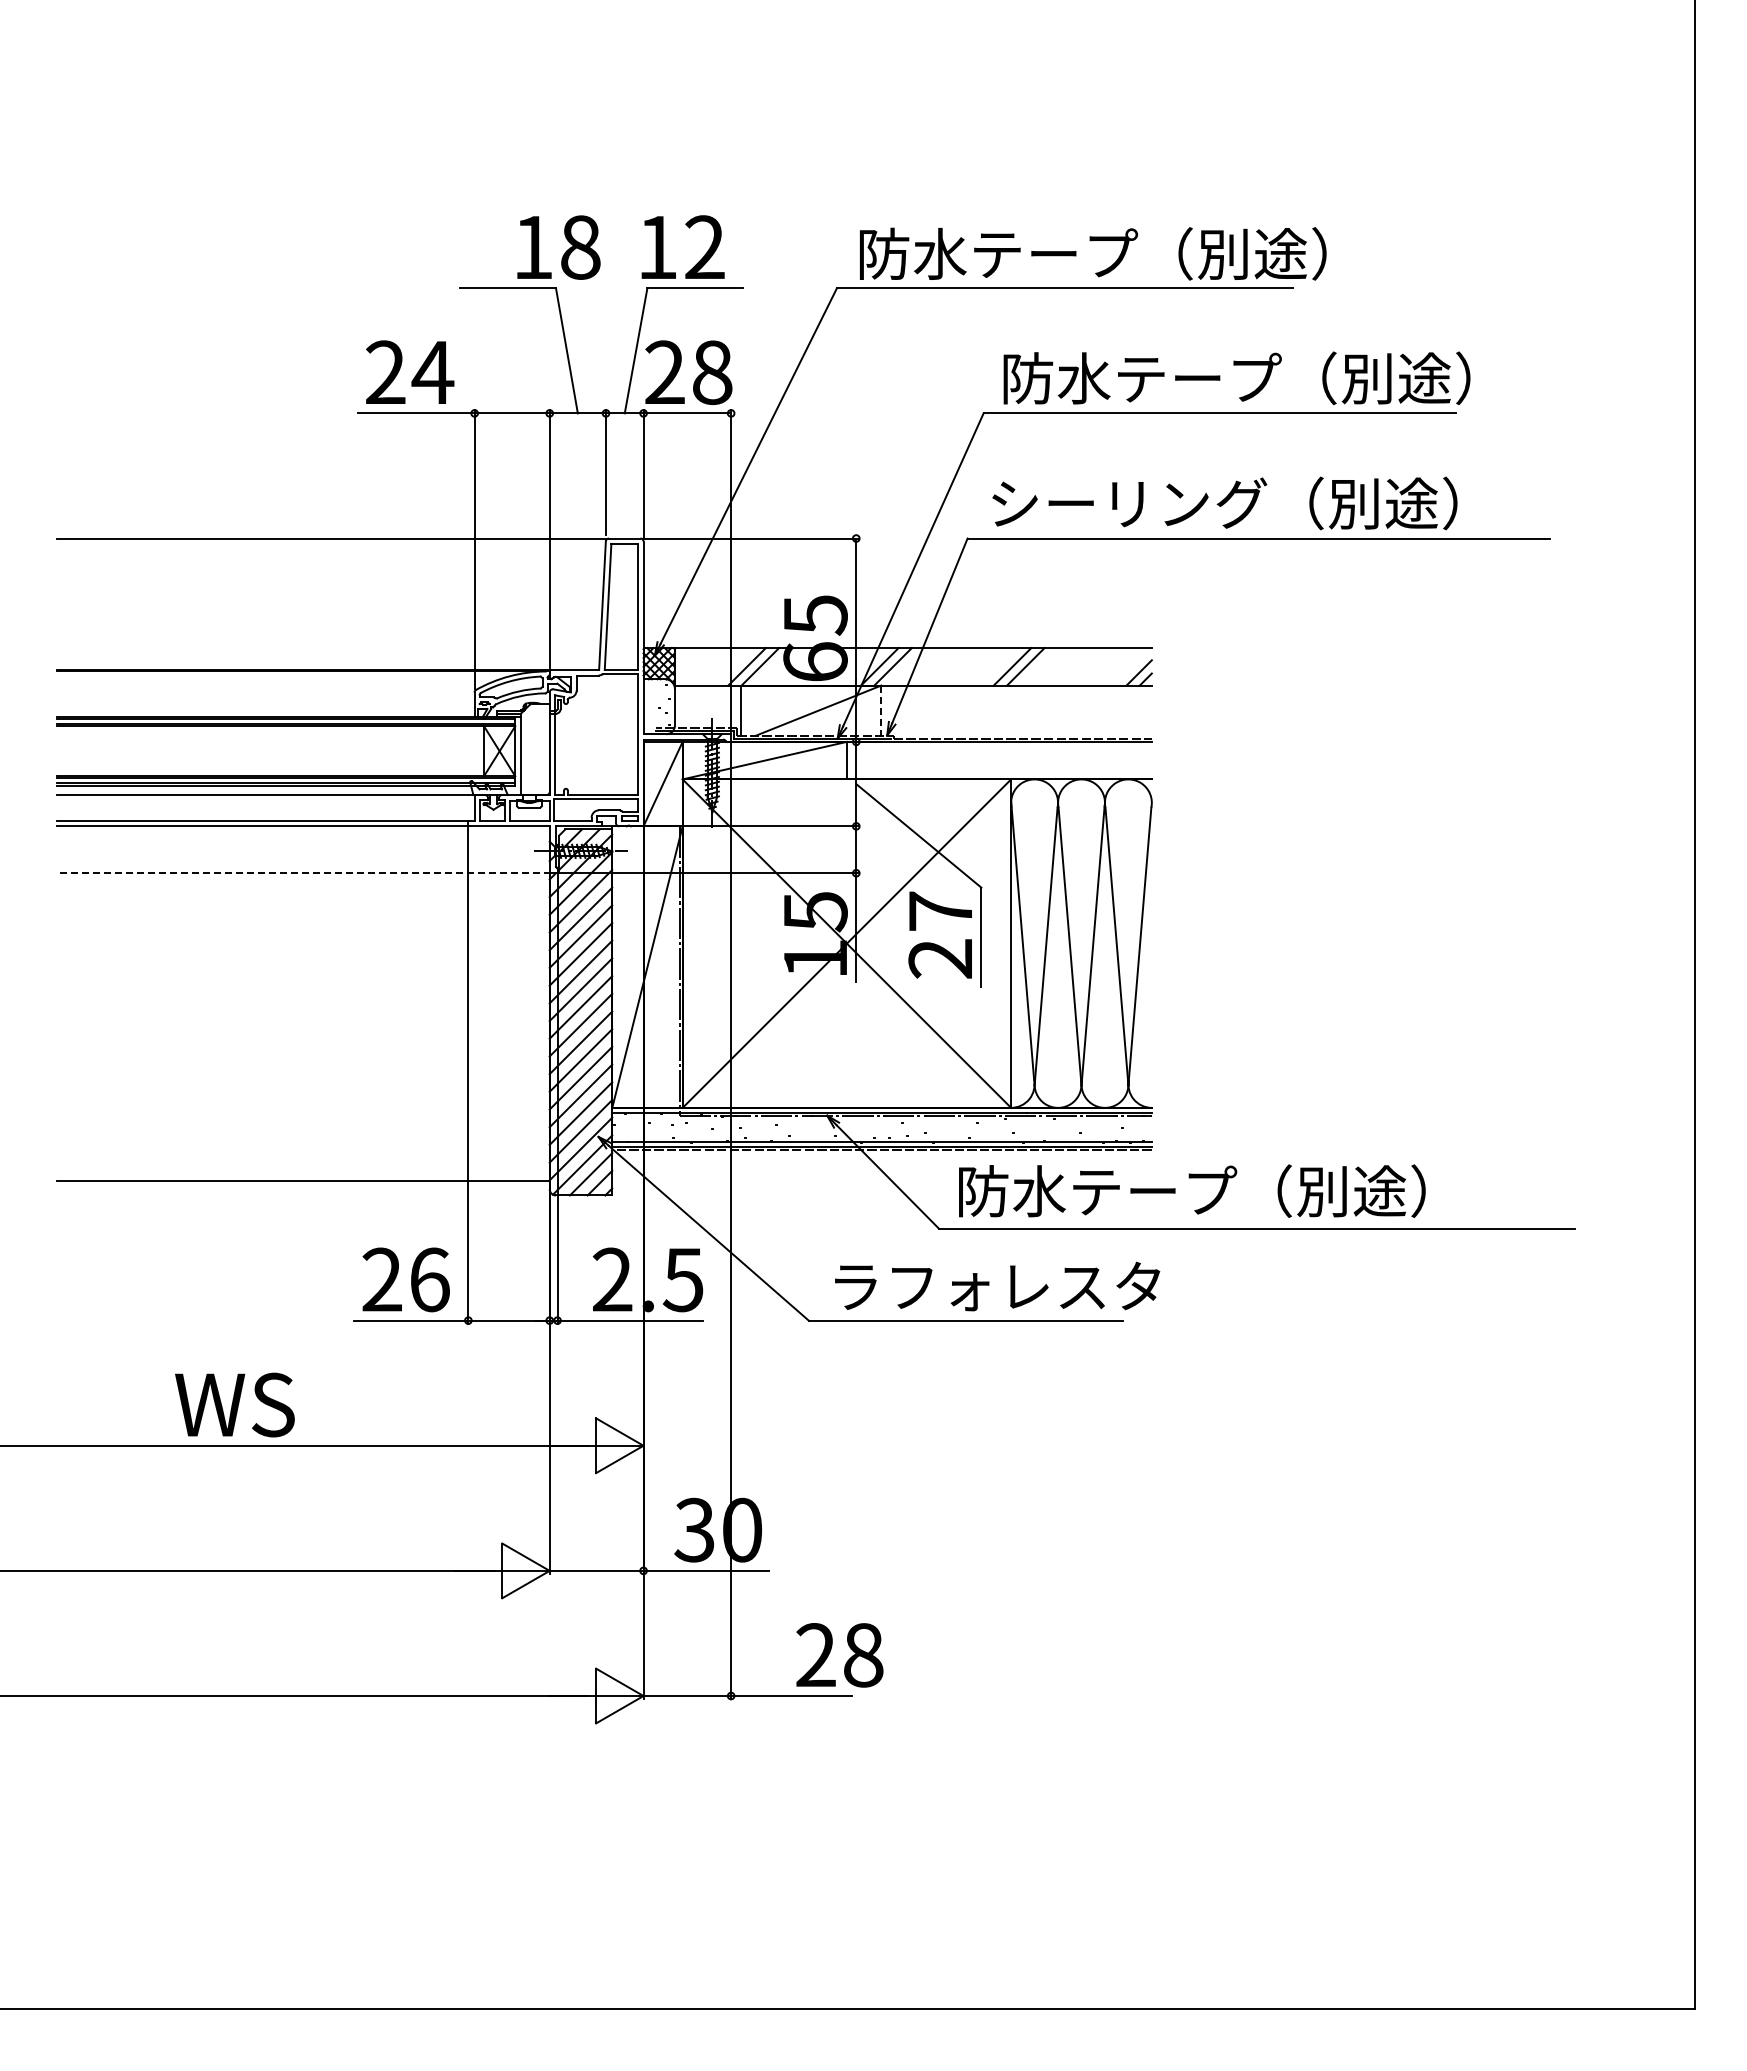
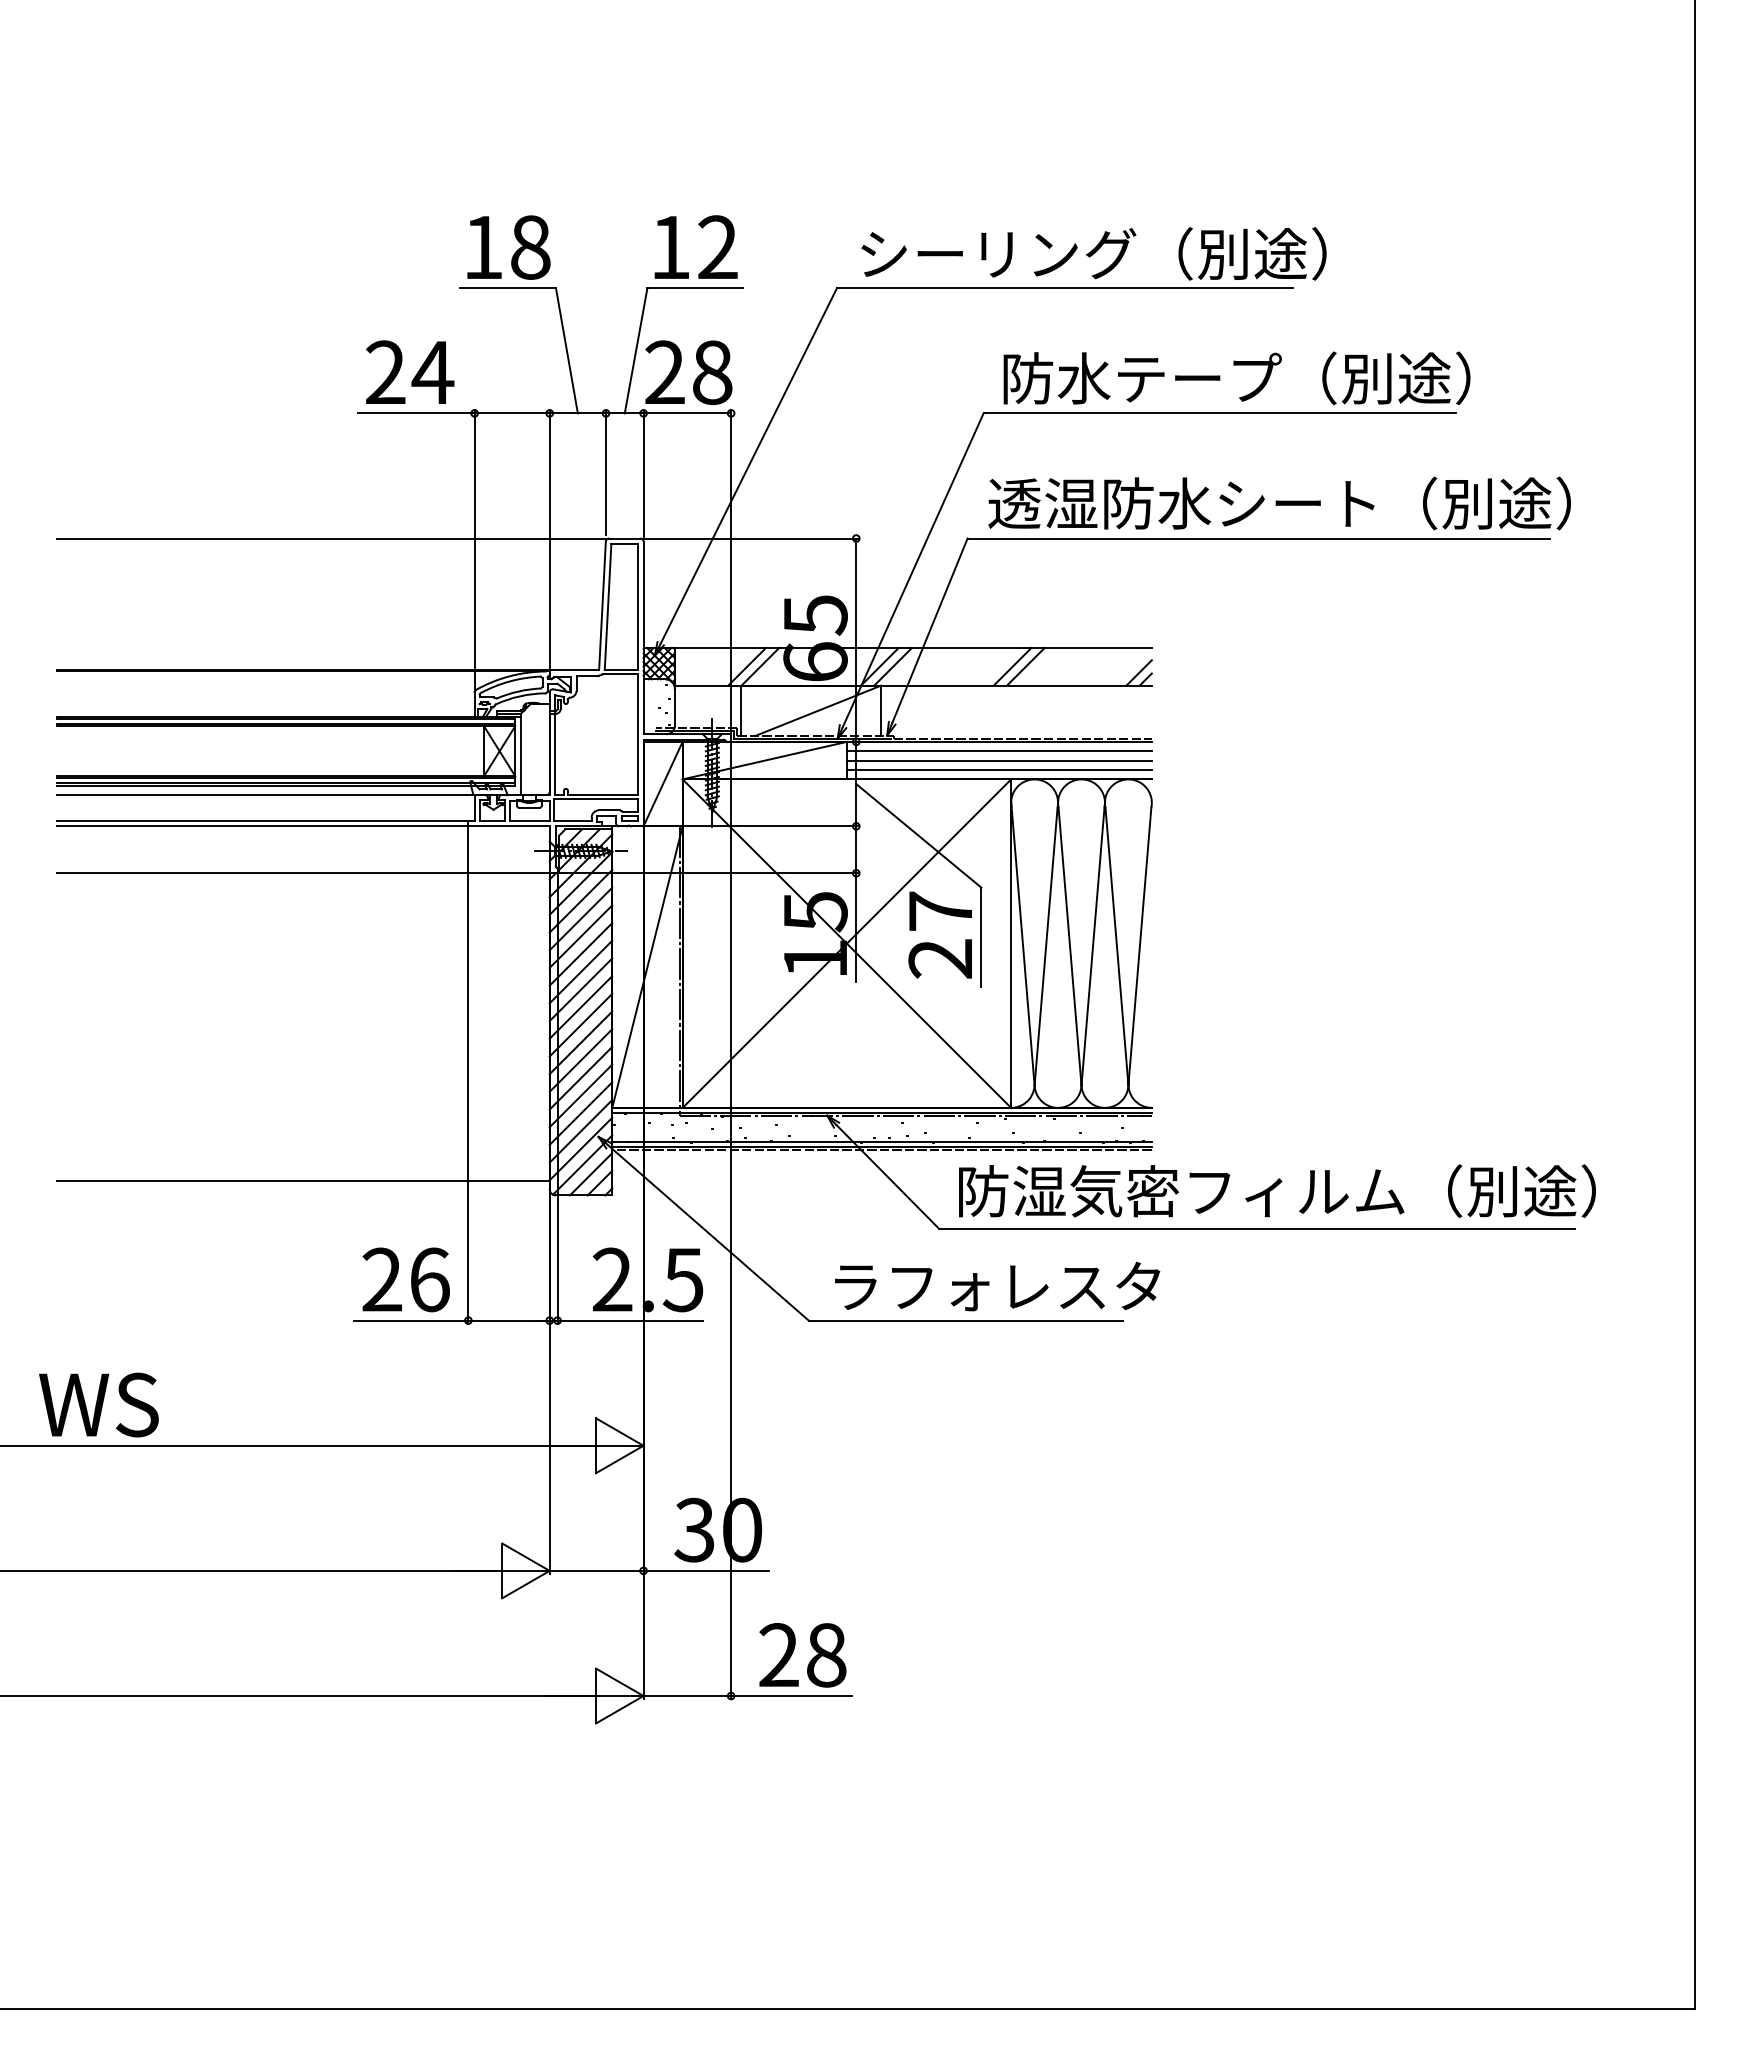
text position: (682, 246) -> (695, 246) (695, 246)
text position: (558, 247) -> (508, 247) (508, 247)
text: 防水テープ（別途） -> シーリング（別途） (998, 253)
text: シーリング（別途） -> 透湿防水シート（別途） (1279, 503)
line: dashed -> solid (881, 711)
line: none -> present (998, 751)
line: none -> present (998, 760)
line: none -> present (998, 770)
line: dashed -> solid (303, 873)
text: 防水テープ（別途） -> 防湿気密フィルム（別途） (1304, 1190)
text position: (234, 1404) -> (98, 1404) (98, 1404)
text position: (839, 1655) -> (802, 1655) (802, 1655)
